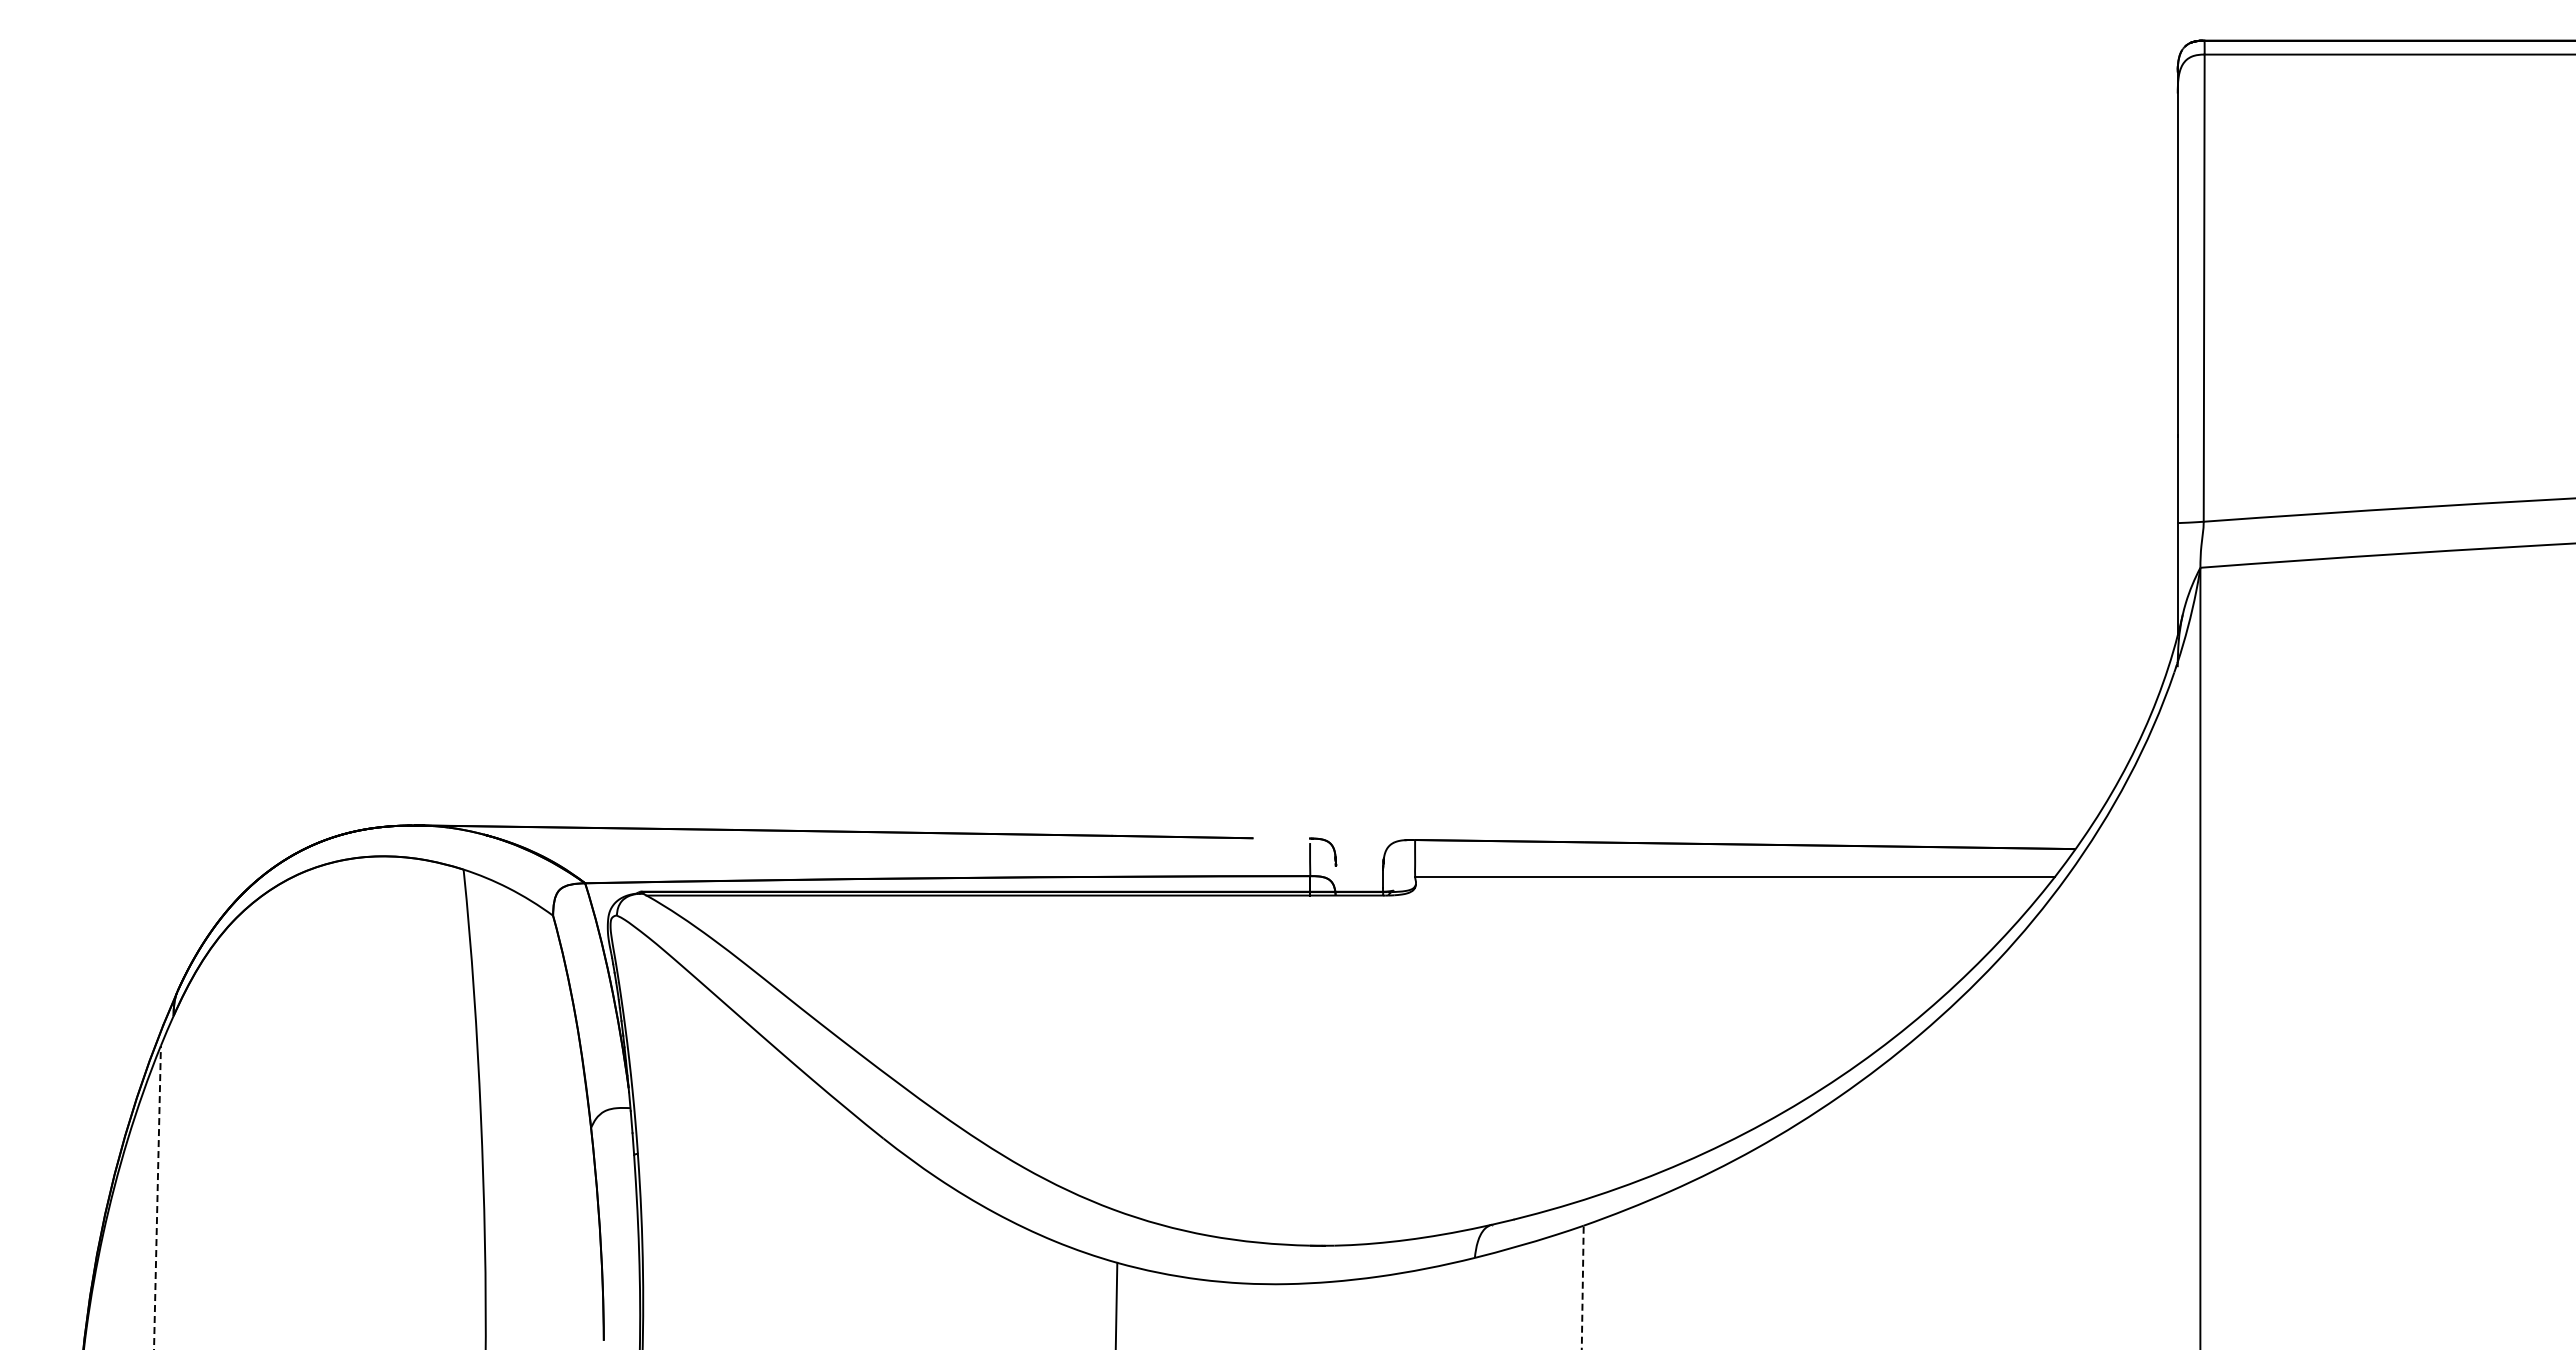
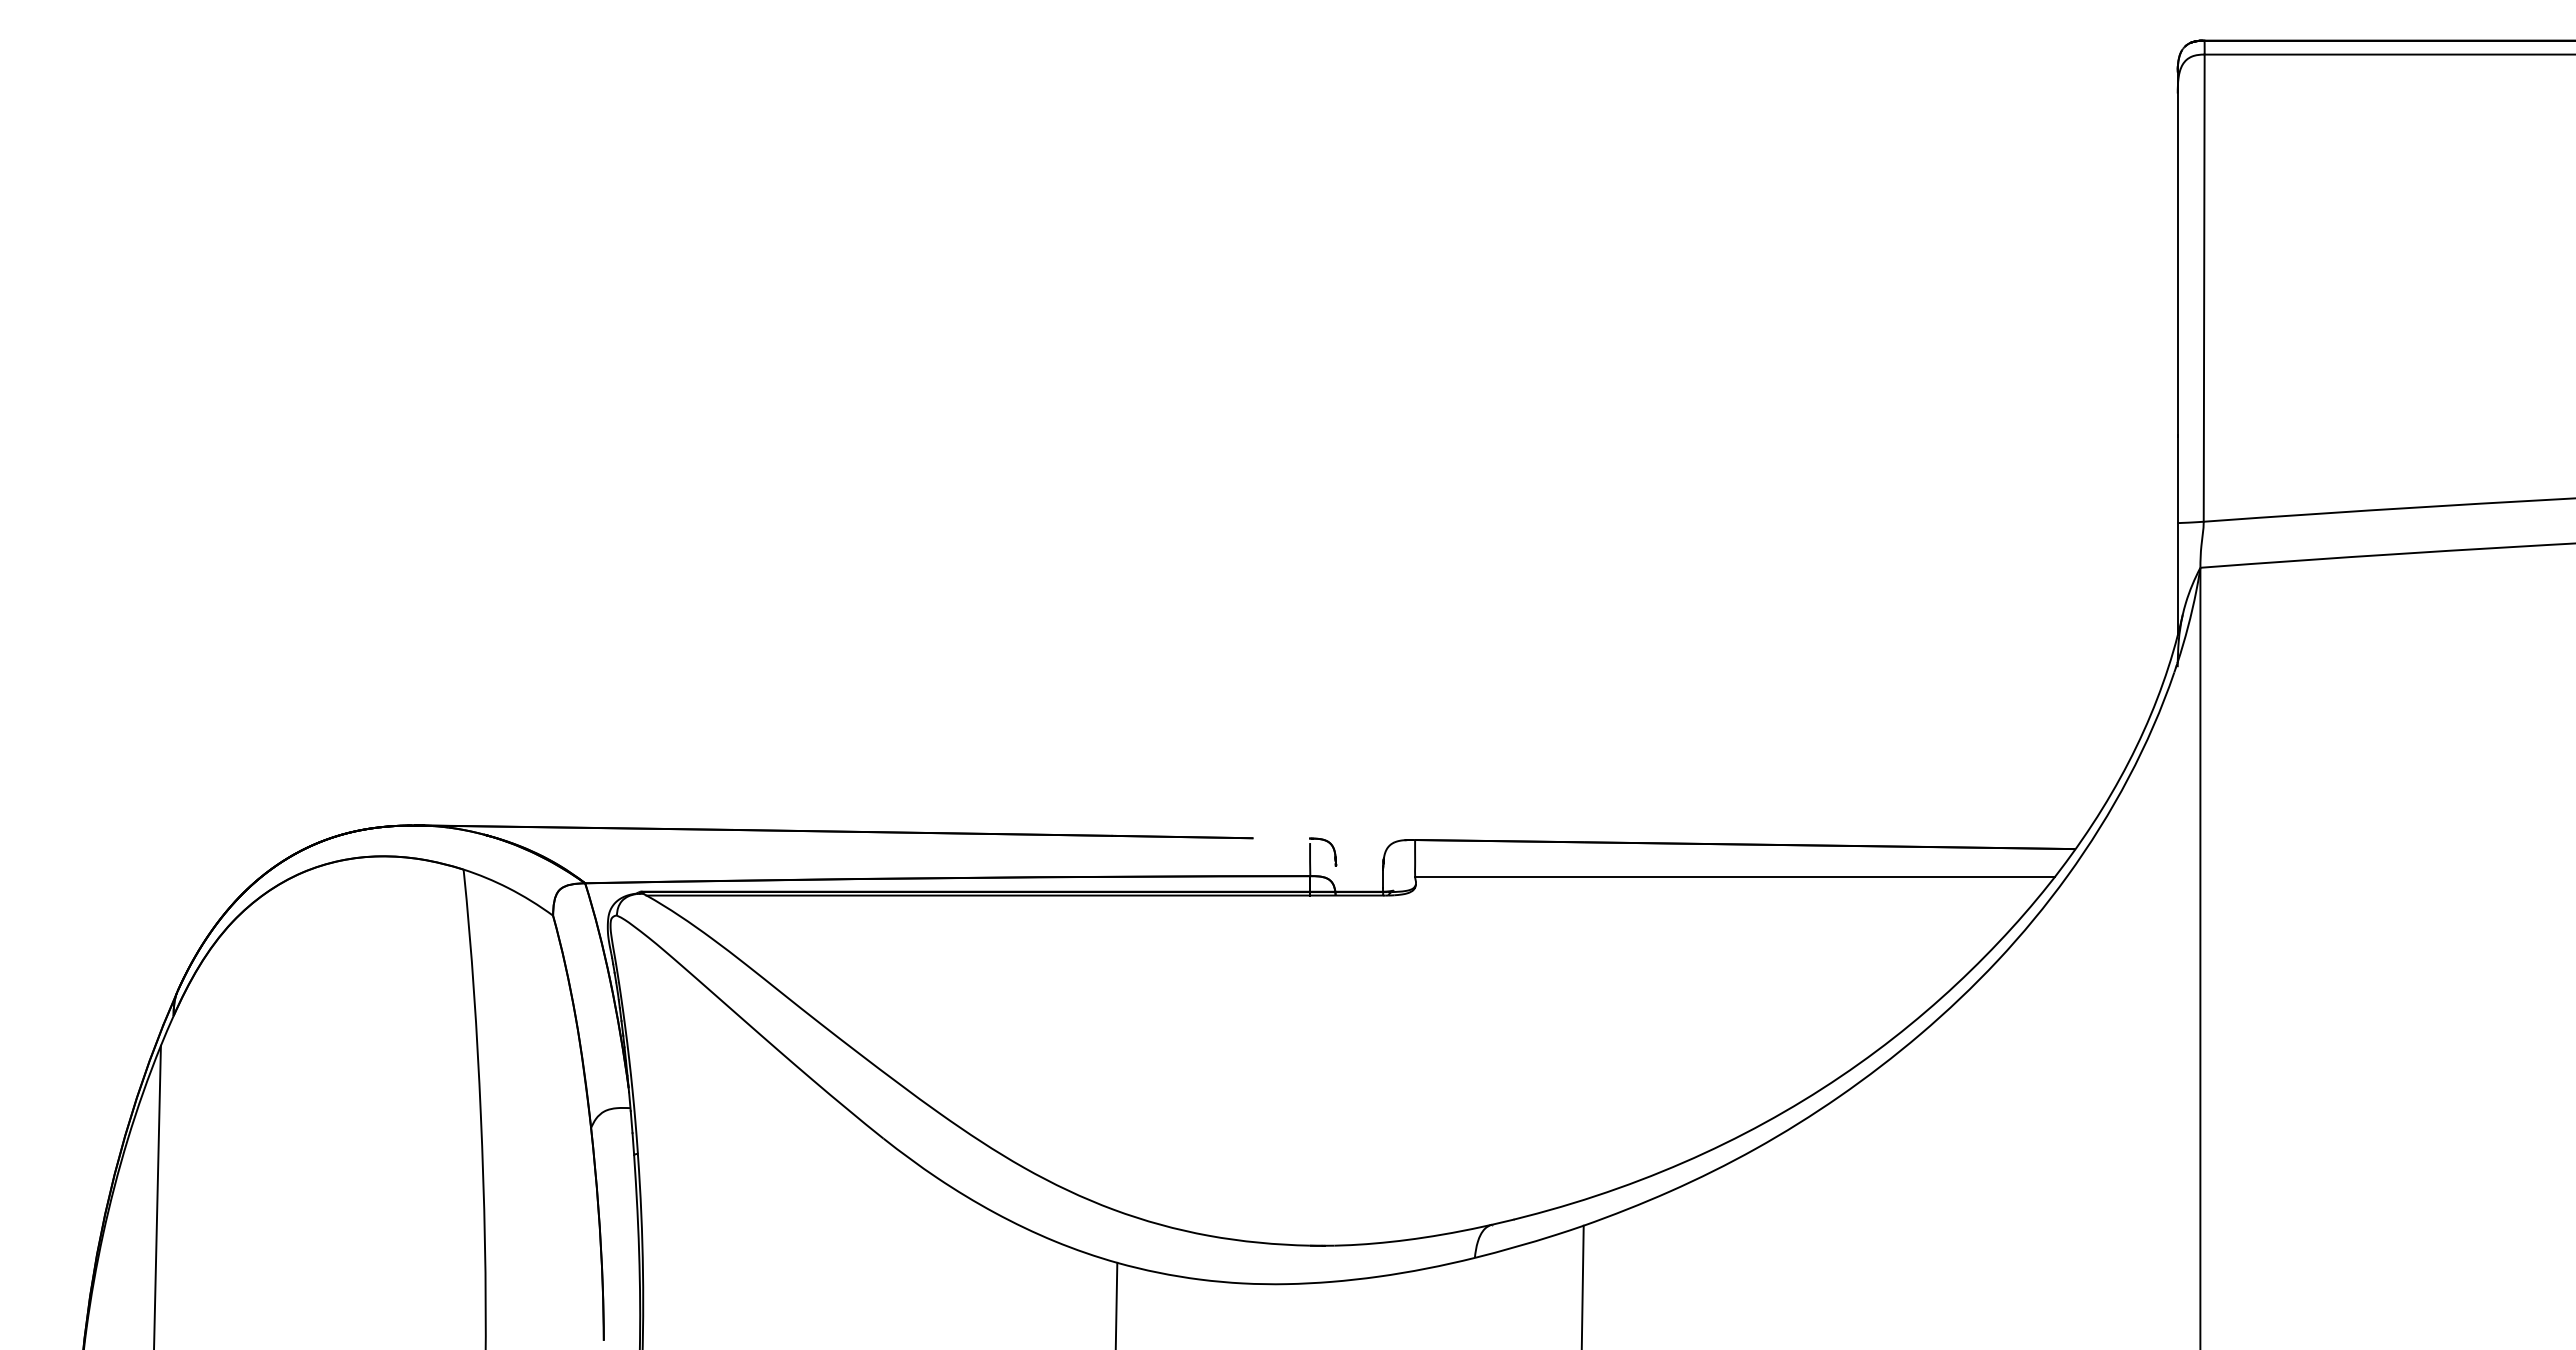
line: dashed -> solid (157, 1197)
line: dashed -> solid (1582, 1287)
